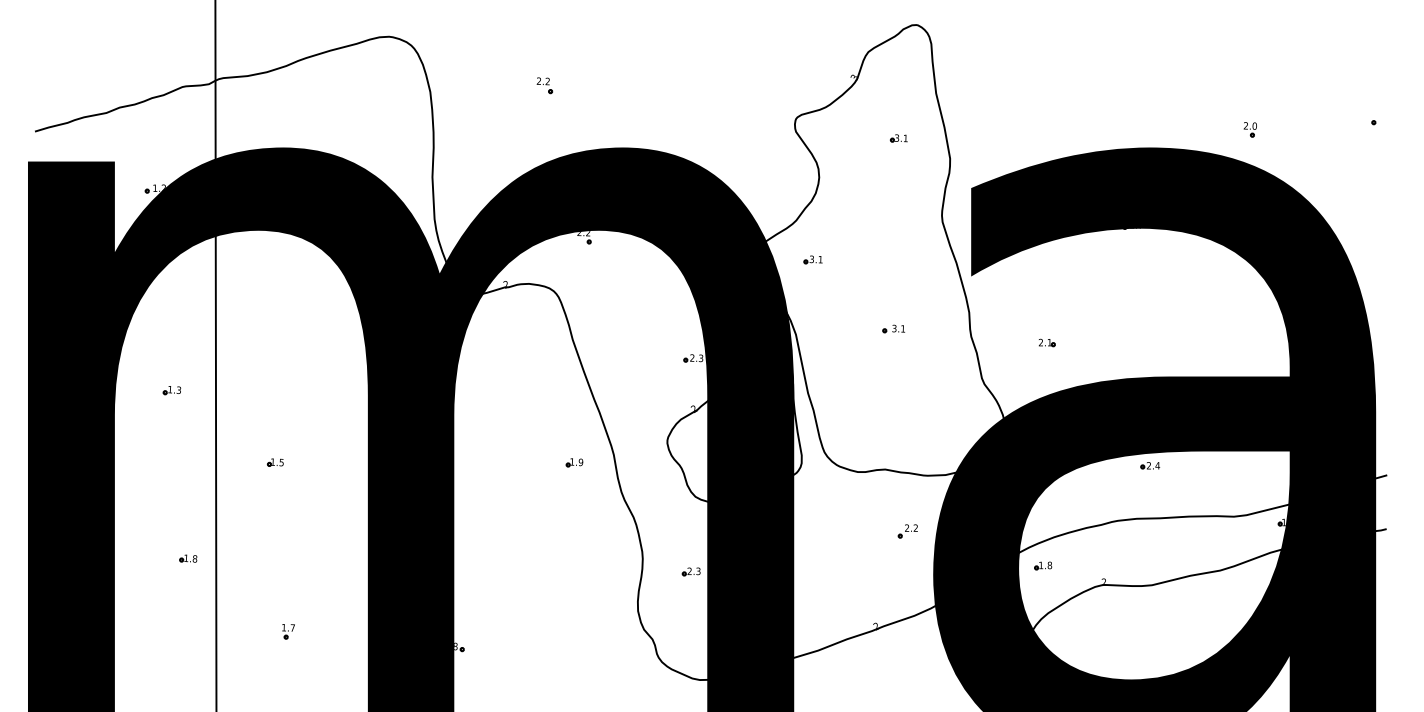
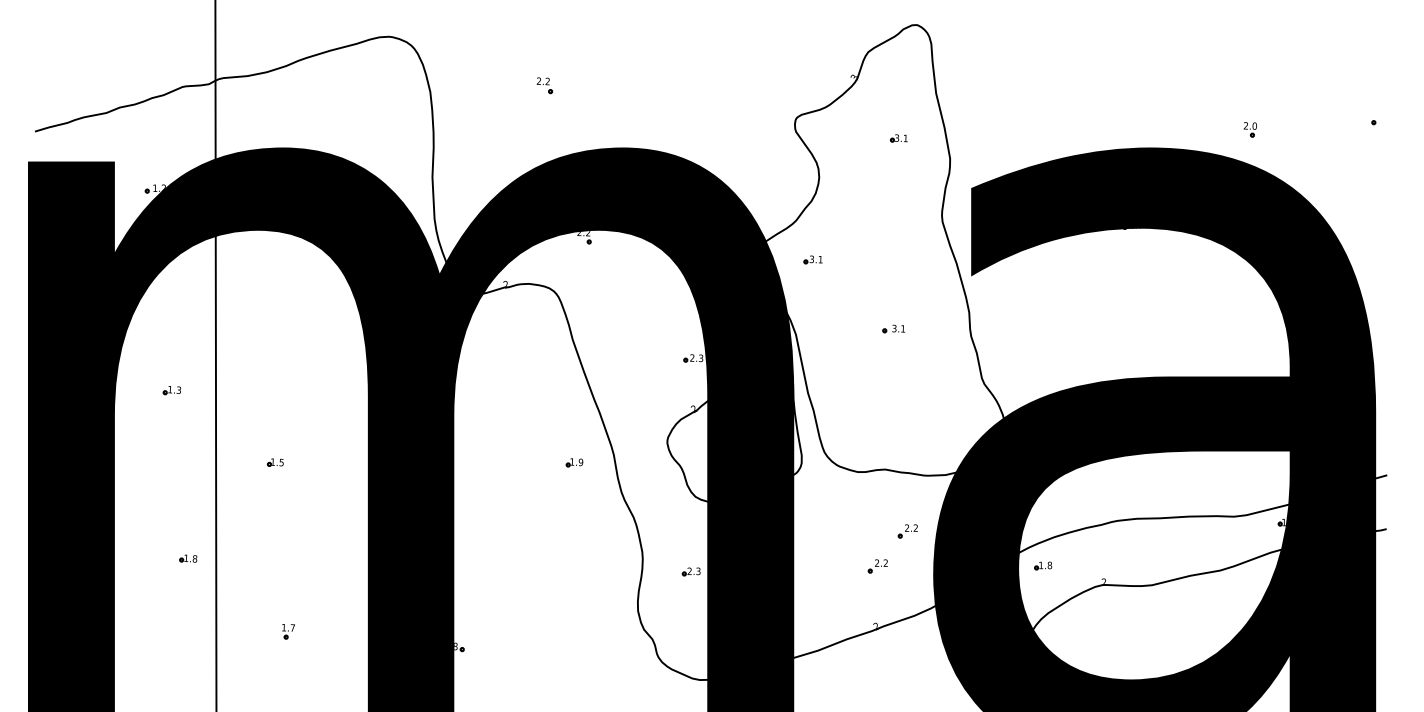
part: present -> none (1047, 342)
part: present -> none (1150, 465)
part: none -> present (877, 566)
